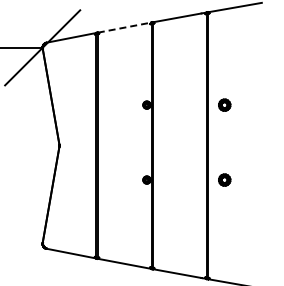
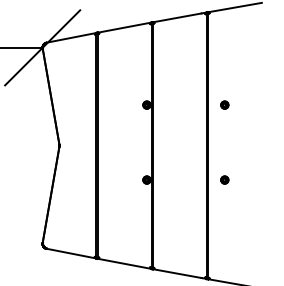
line: dashed -> solid (125, 27)
part size: 14x14 px -> 10x10 px (224, 104)
part size: 14x14 px -> 10x10 px (224, 179)
